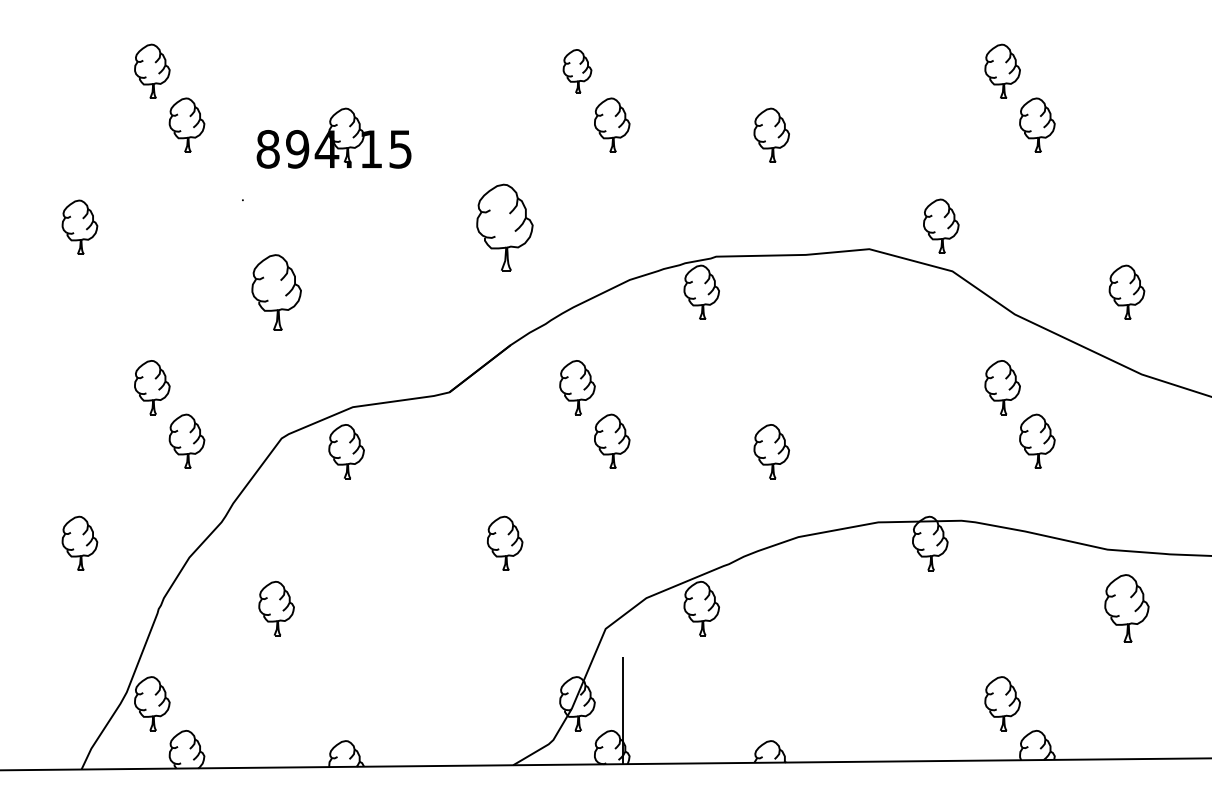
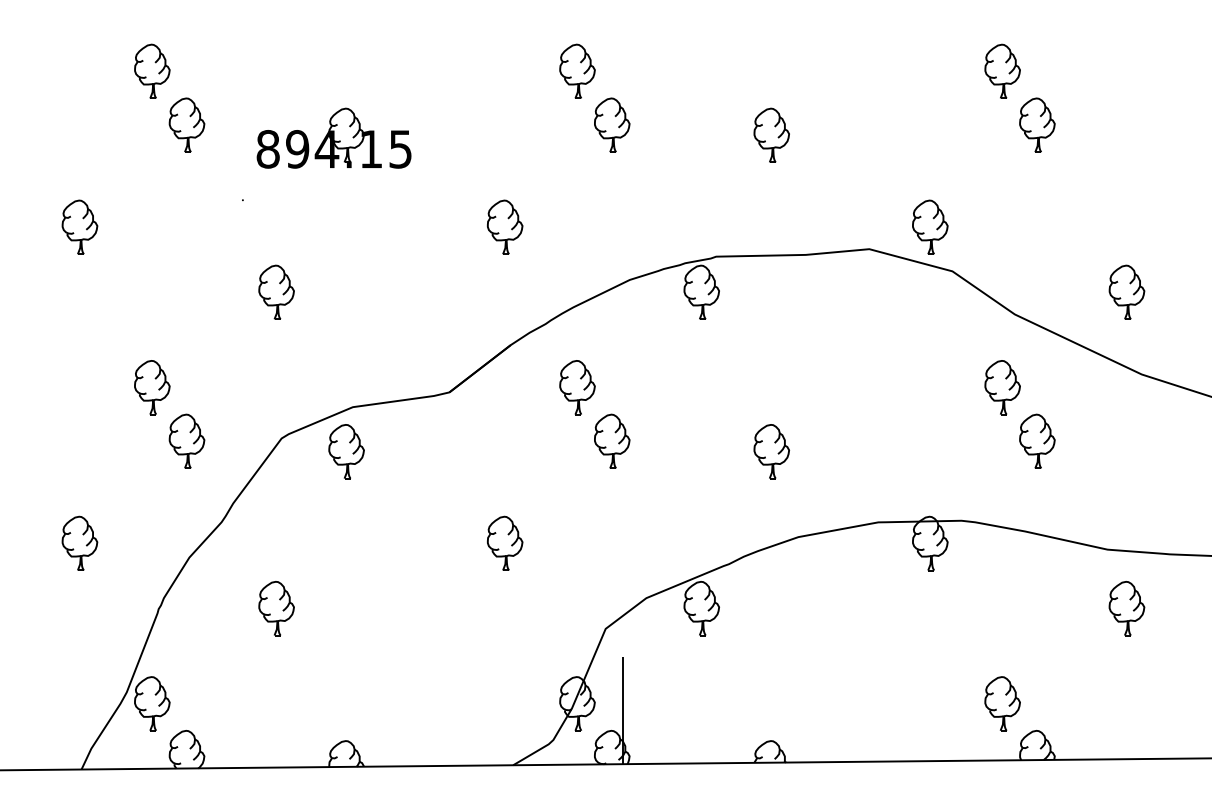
part size: 31x45 px -> 37x56 px (577, 70)
part position: (941, 225) -> (930, 226) (930, 226)
part size: 58x89 px -> 37x56 px (505, 226)
part size: 51x77 px -> 37x56 px (276, 291)
part size: 46x69 px -> 38x56 px (1126, 608)
